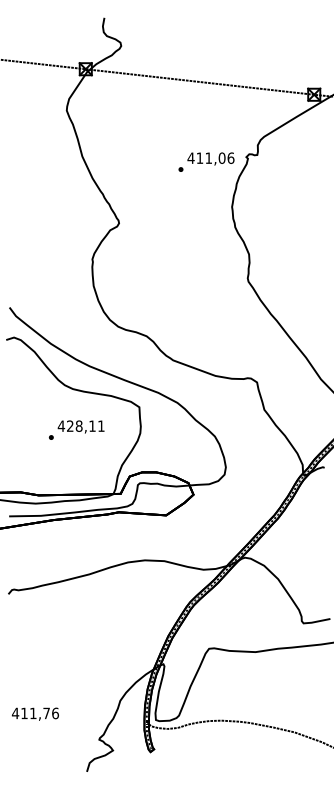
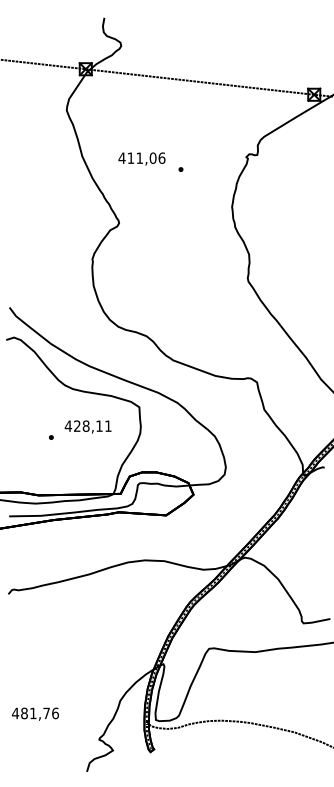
text position: (210, 158) -> (141, 158) (141, 158)
text position: (80, 426) -> (87, 426) (87, 426)
text: 411,76 -> 481,76 (24, 713)
